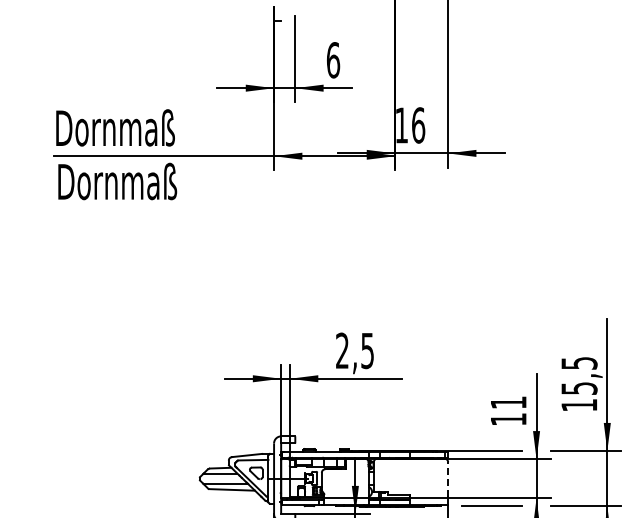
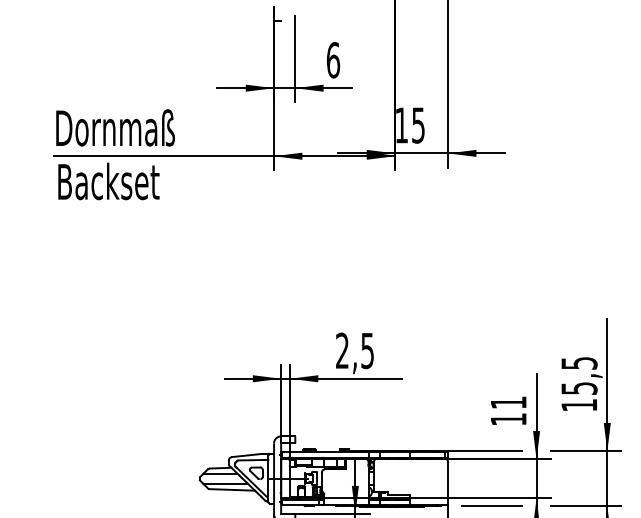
text: 16 -> 15 (418, 125)
text: Dornmaß -> Backset (119, 181)
line: dashed -> solid (448, 479)
